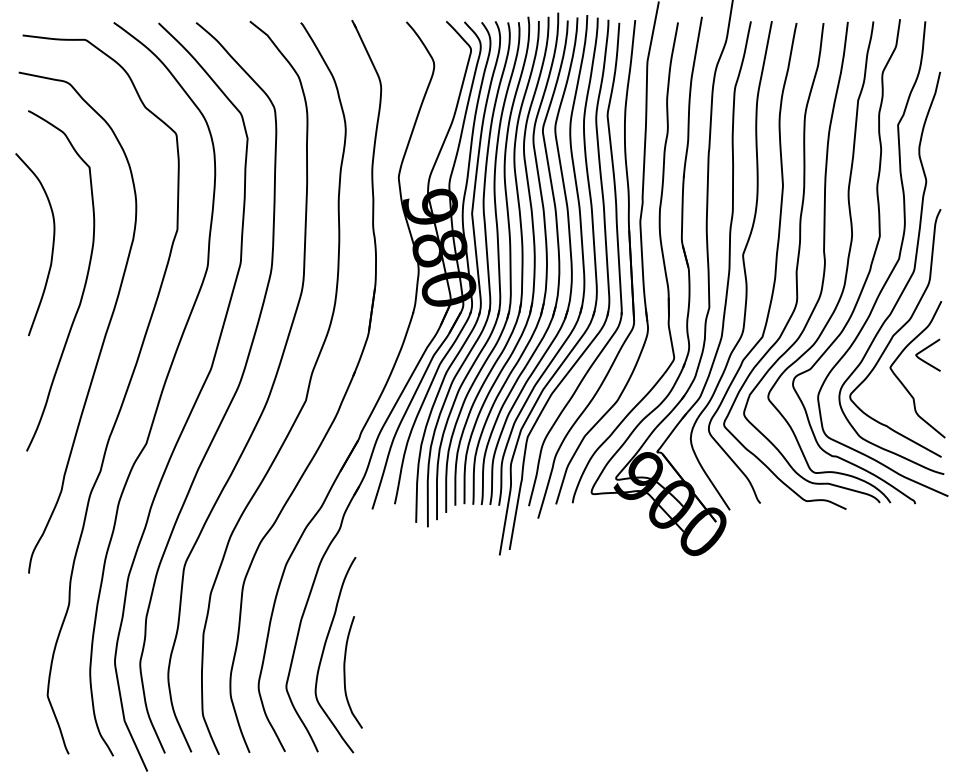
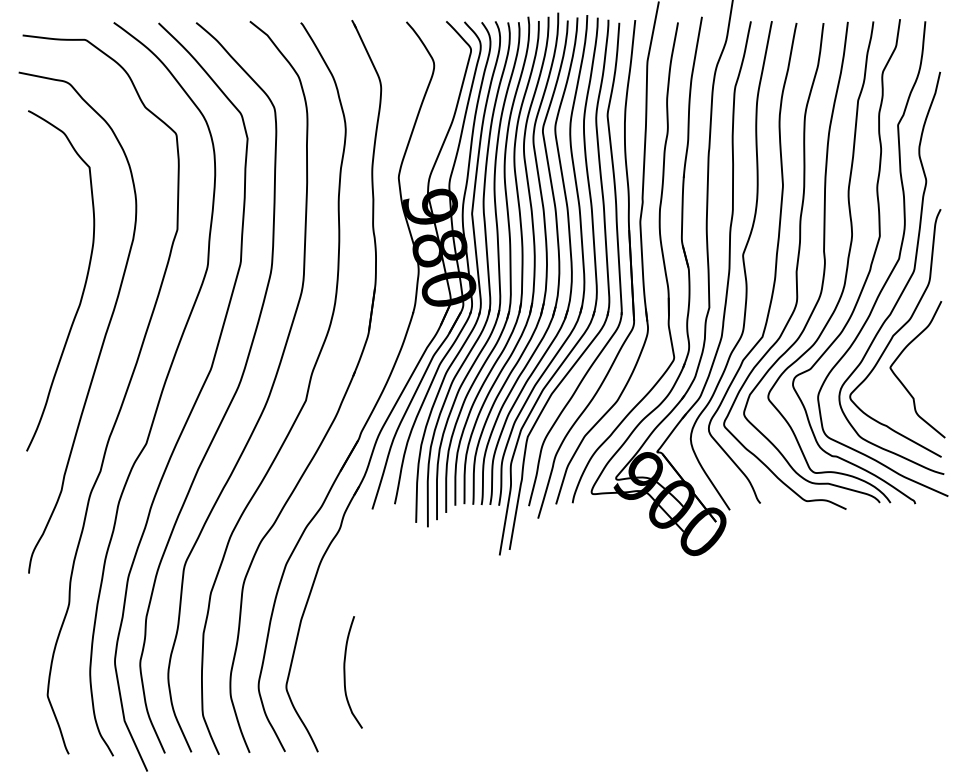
curve: present -> none (52, 244)
curve: present -> none (924, 350)
curve: present -> none (324, 651)
